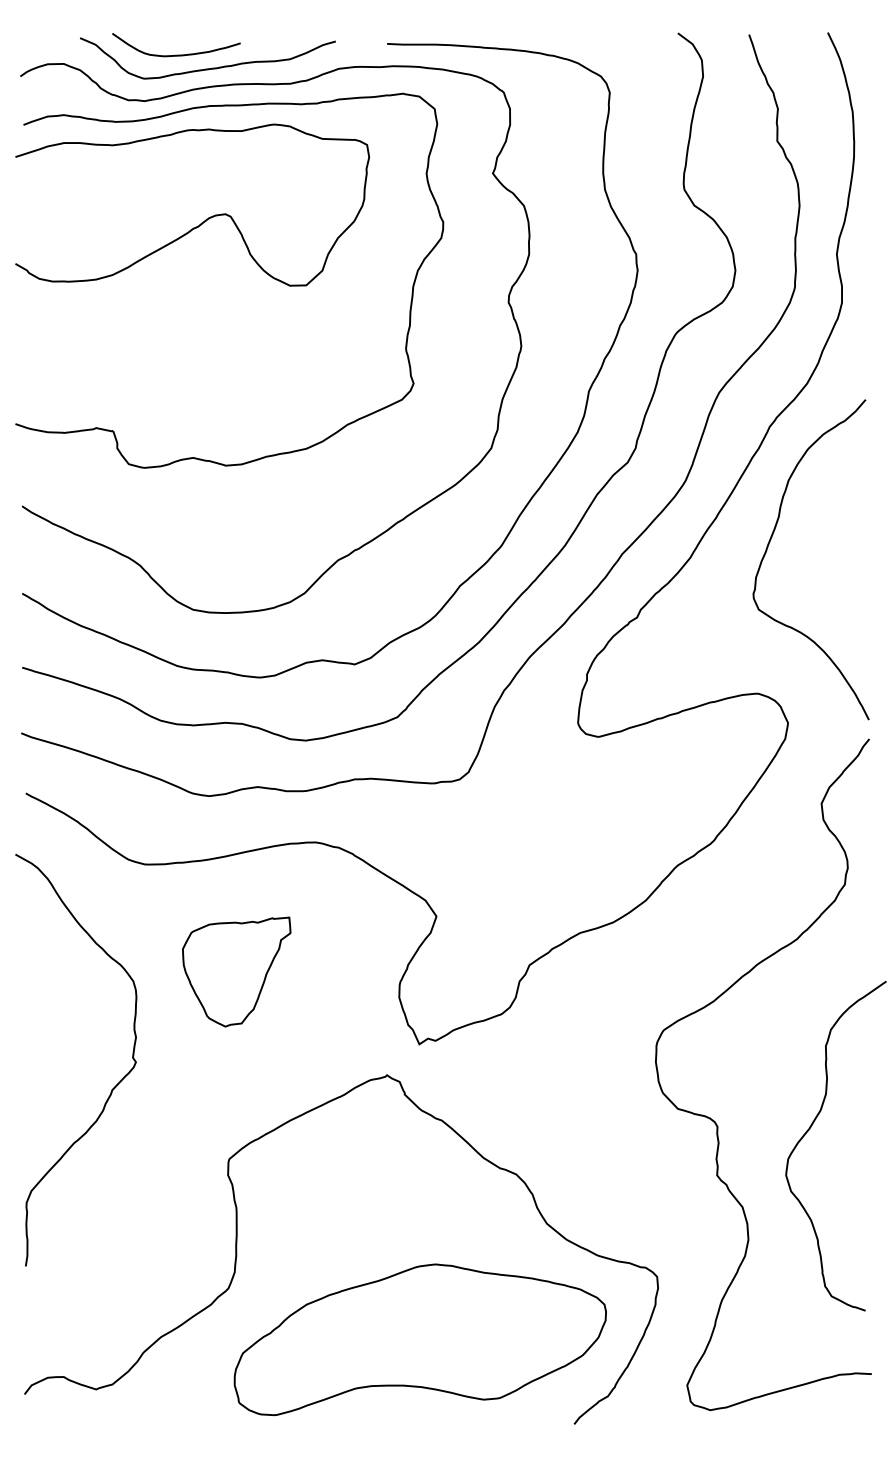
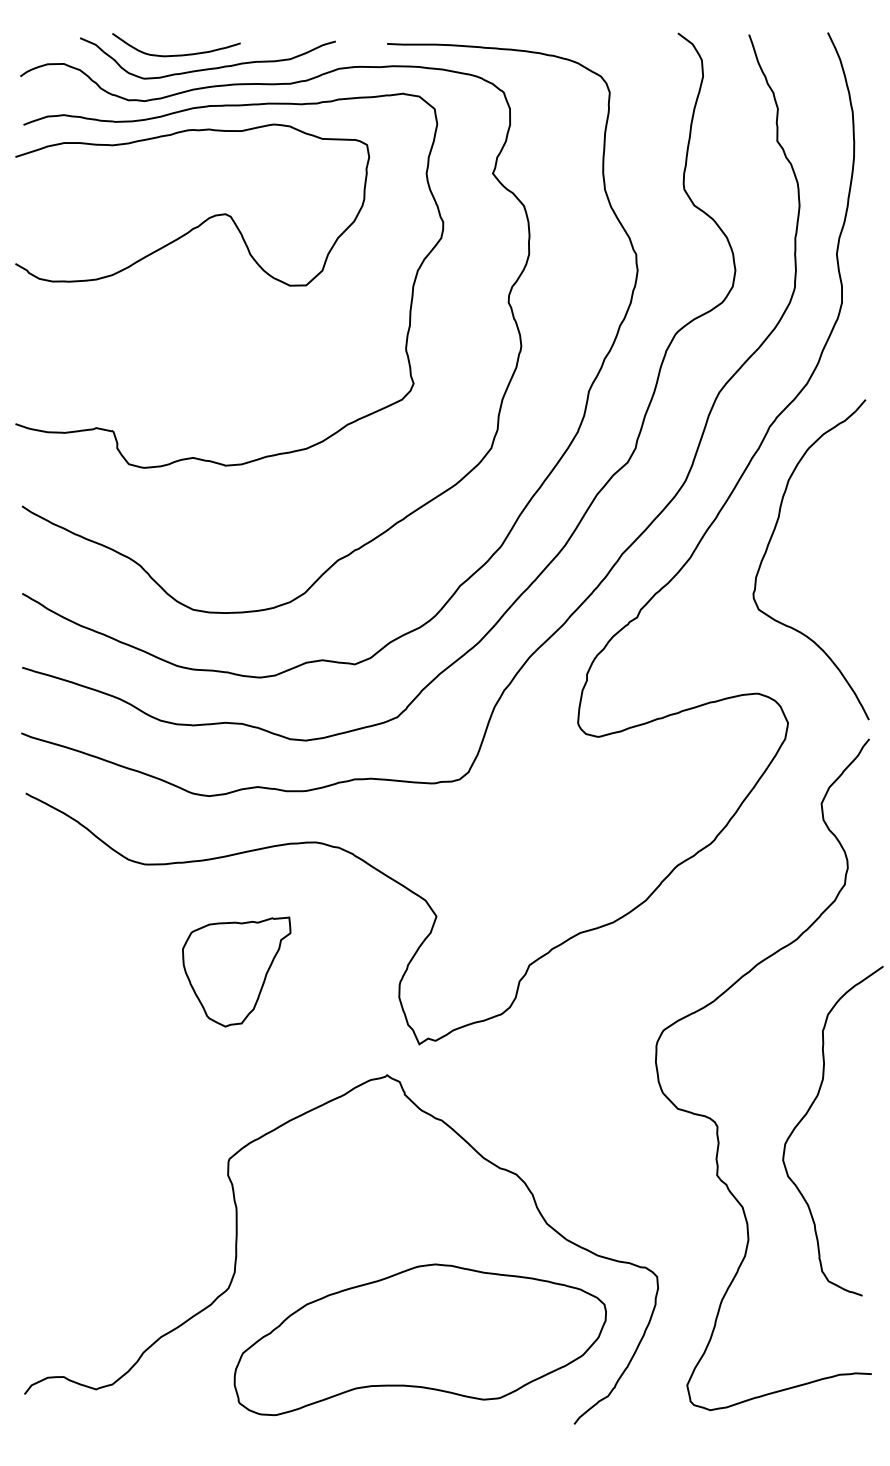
curve: present -> none (111, 1089)
curve position: (810, 1129) -> (807, 1114) (807, 1114)
